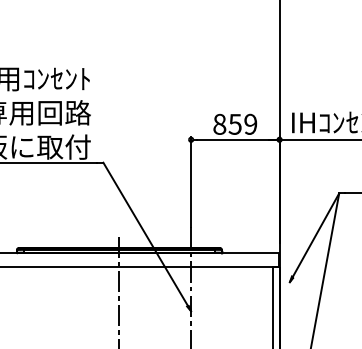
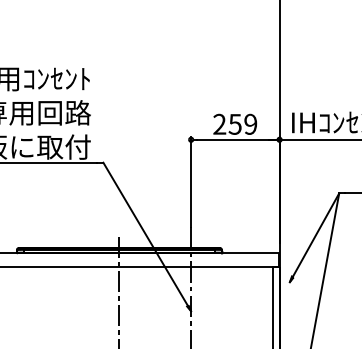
text: 859 -> 259 (219, 123)
